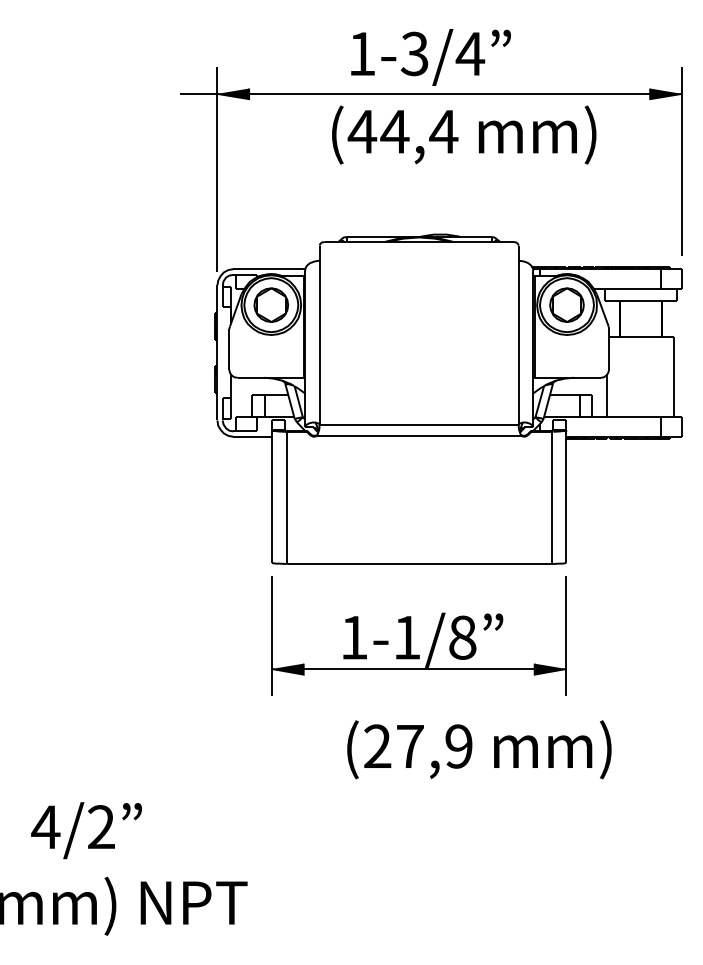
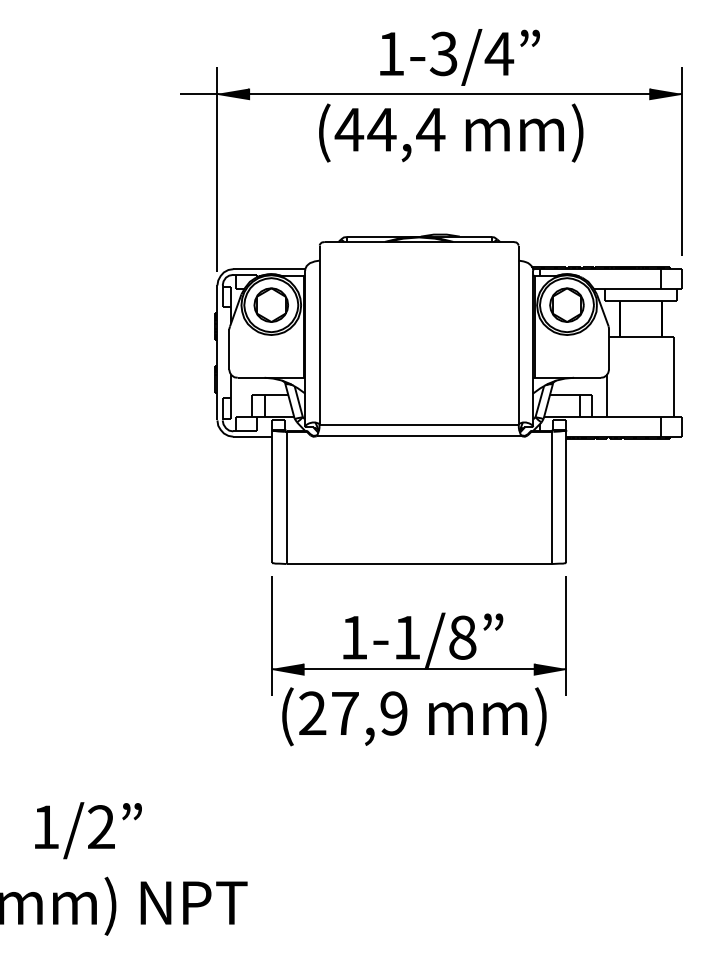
text position: (430, 57) -> (459, 57) (459, 57)
text position: (464, 134) -> (451, 132) (451, 132)
text position: (479, 749) -> (414, 716) (414, 716)
text: 4/2 -> 1/2 (45, 826)
